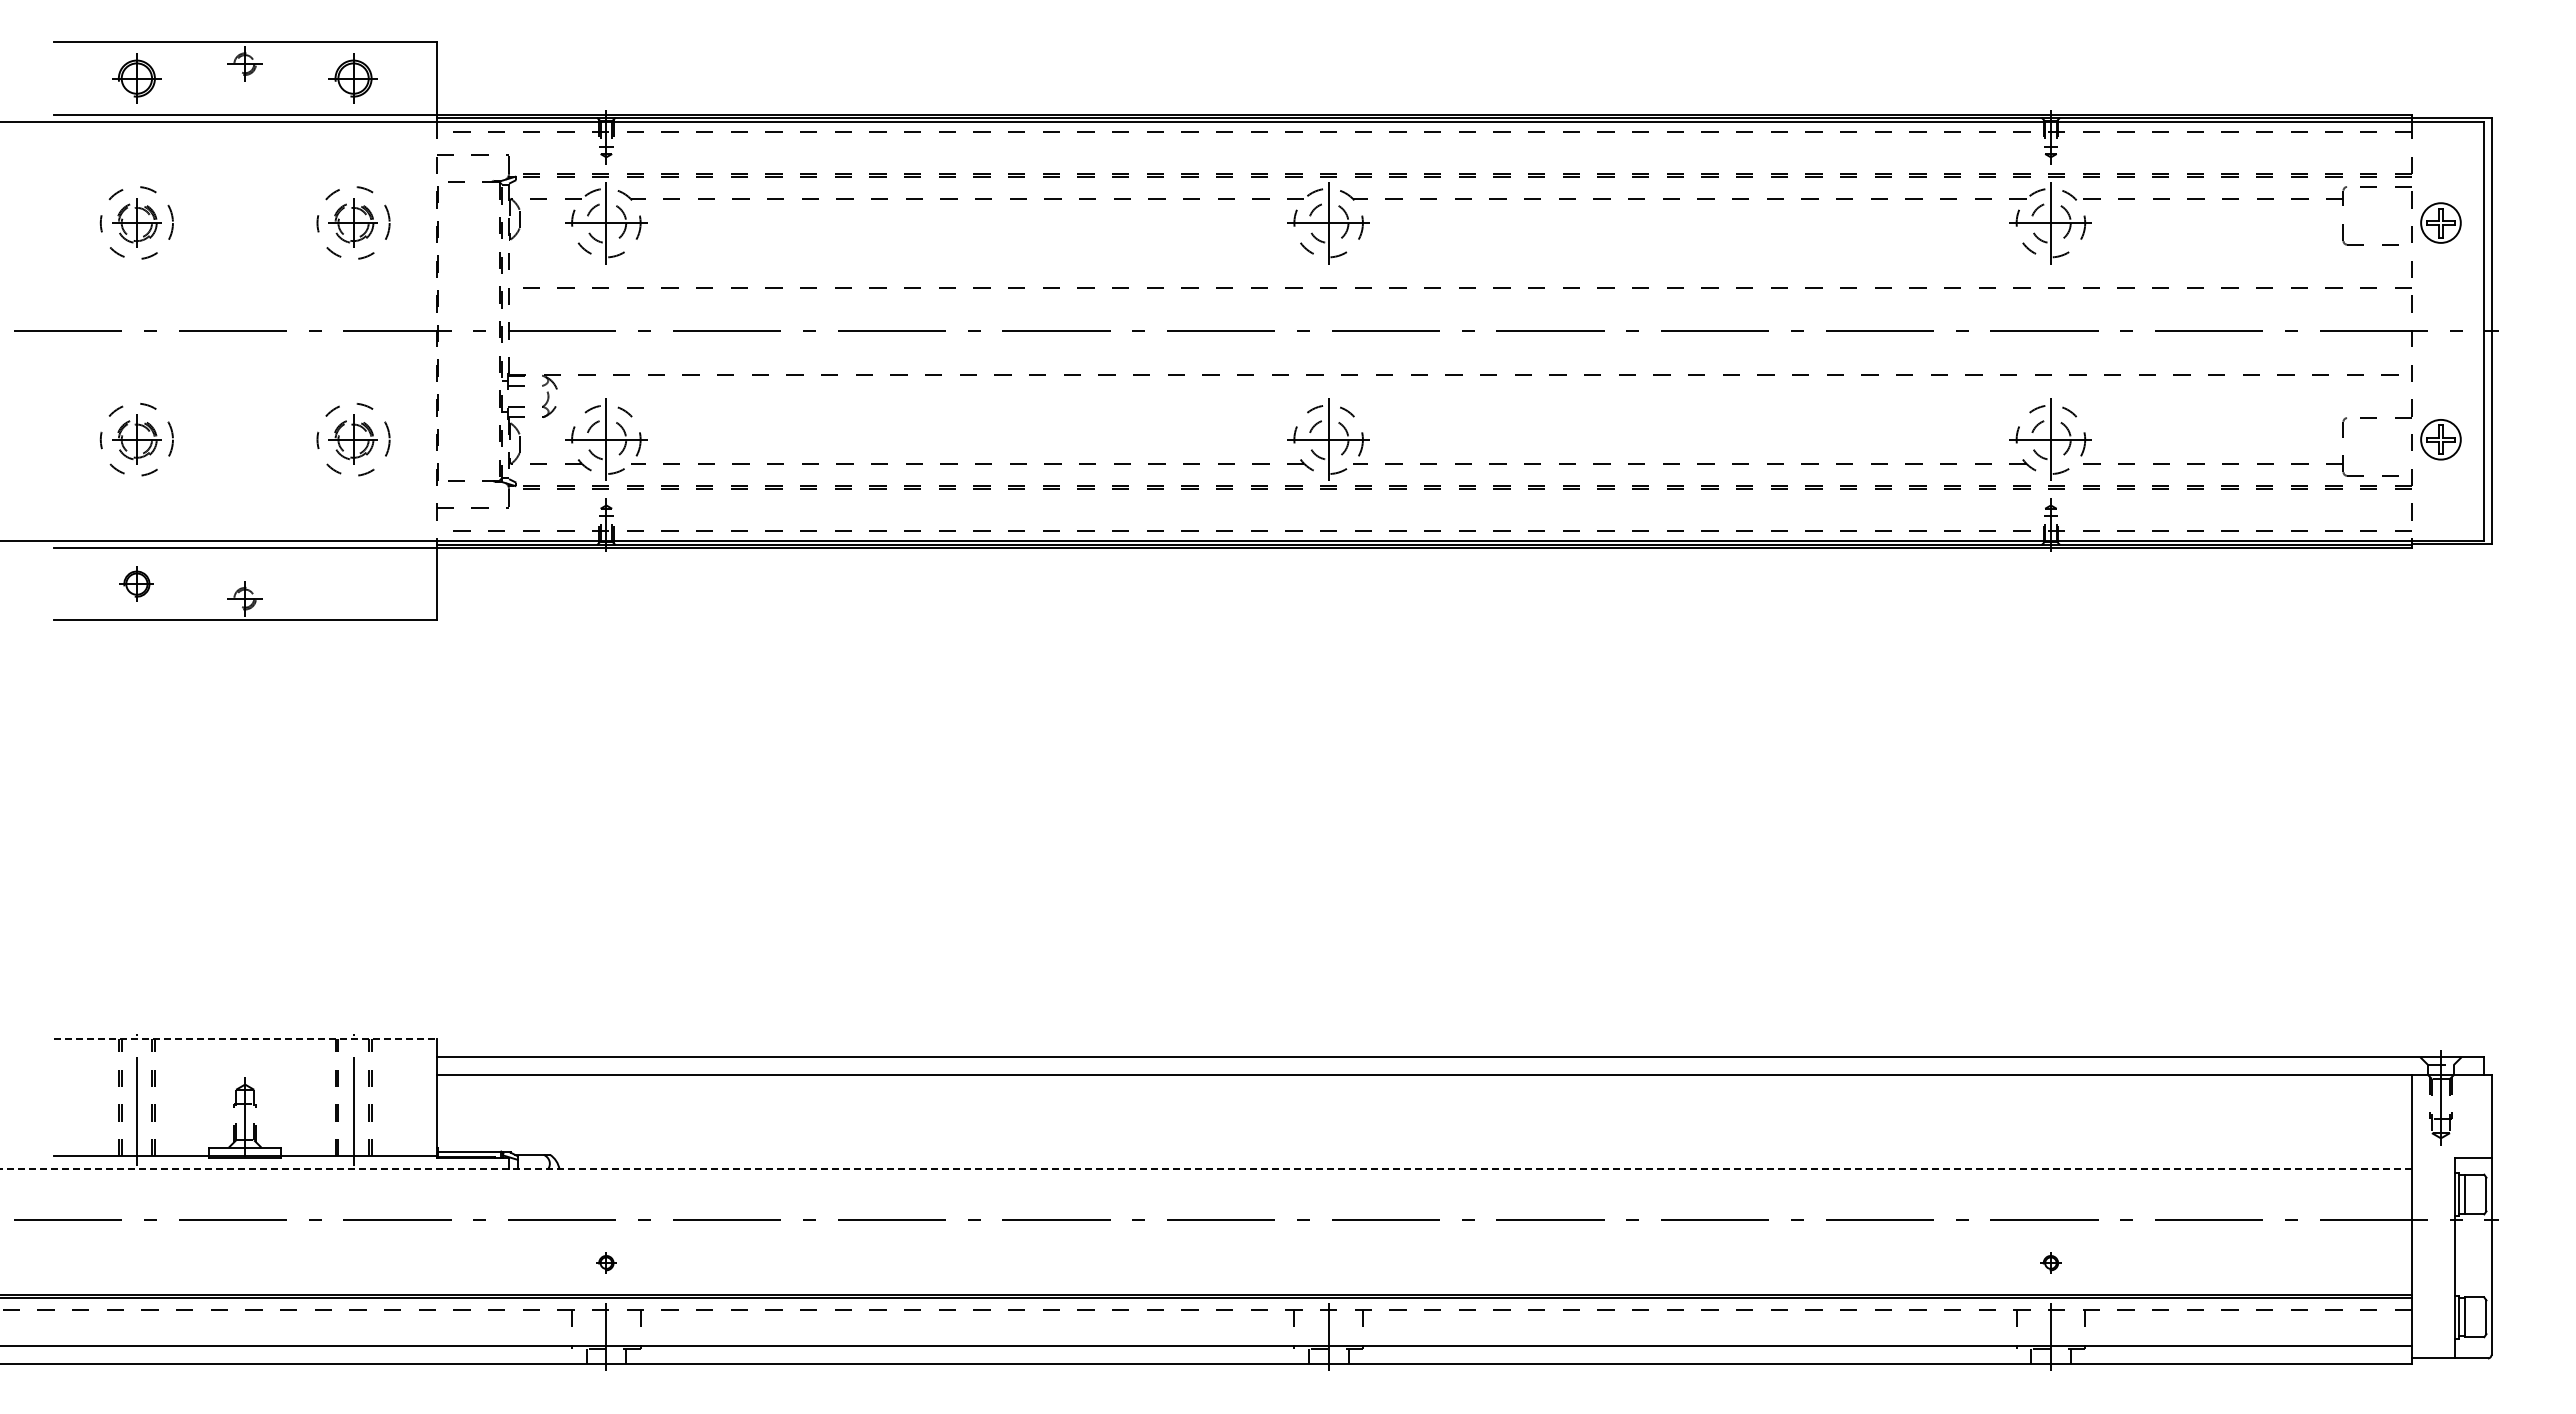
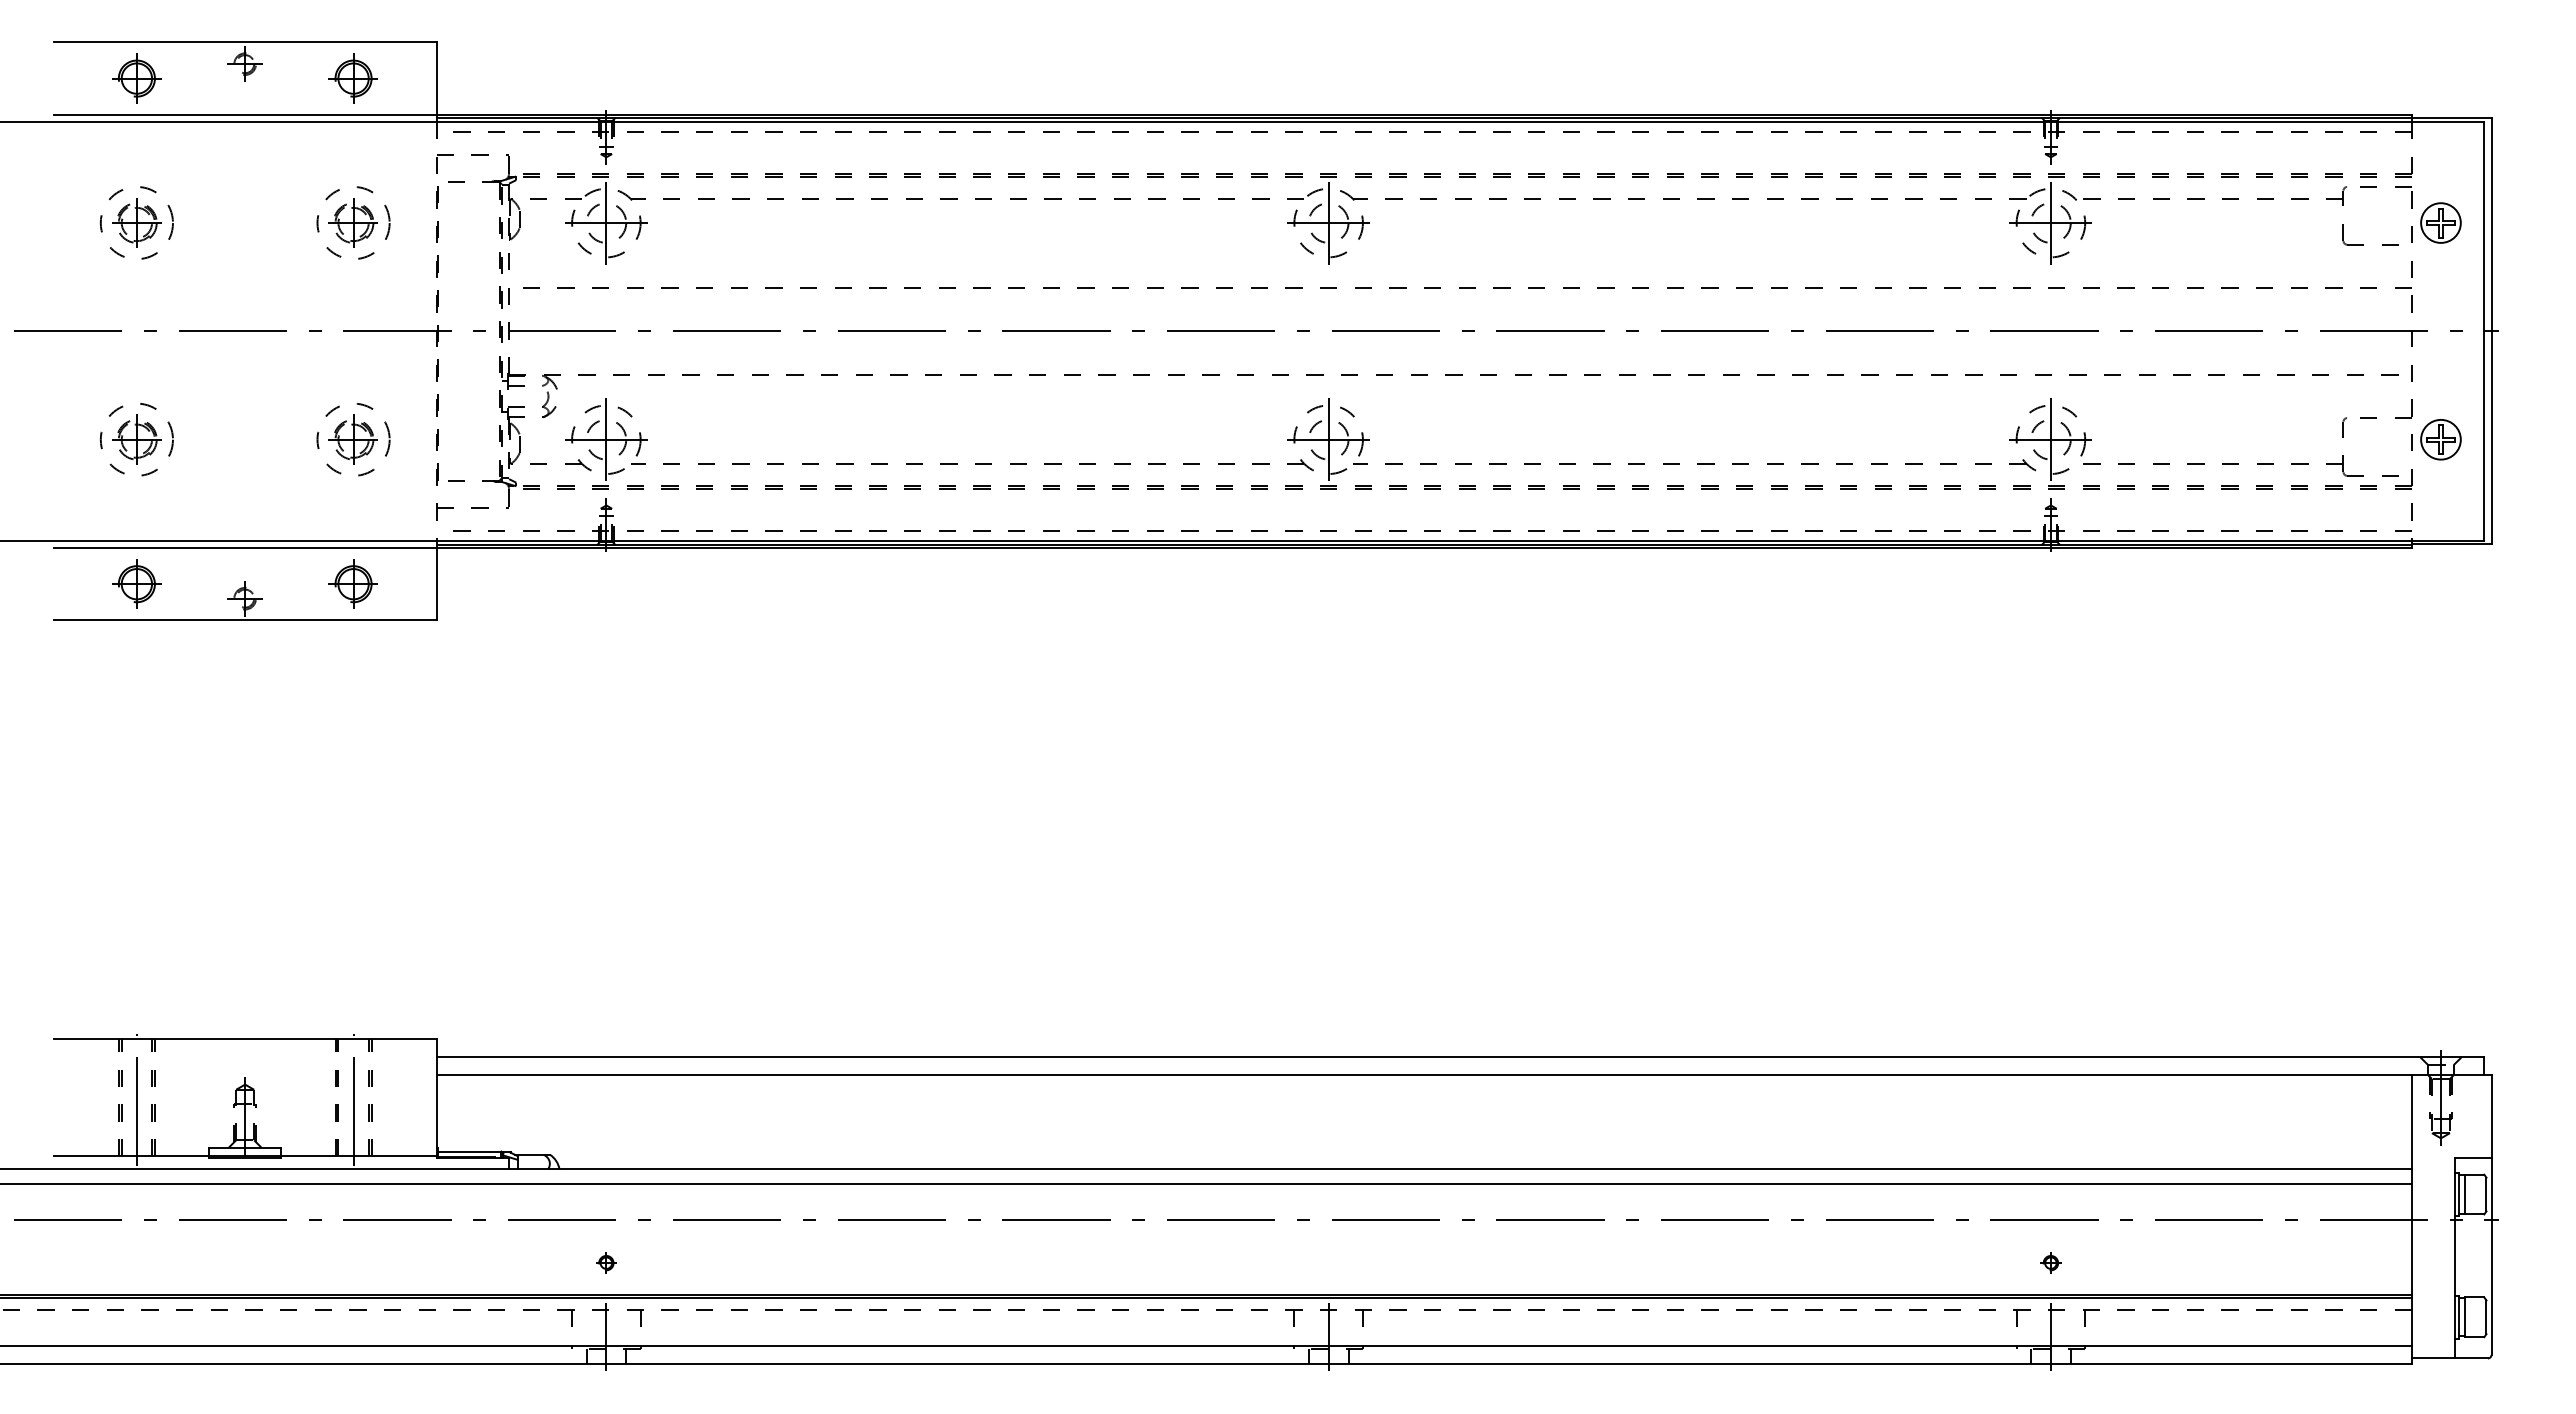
part size: 35x36 px -> 50x50 px (136, 583)
part: none -> present (352, 583)
line: dashed -> solid (245, 1039)
line: dashed -> solid (1206, 1169)
line: none -> present (1207, 1183)
